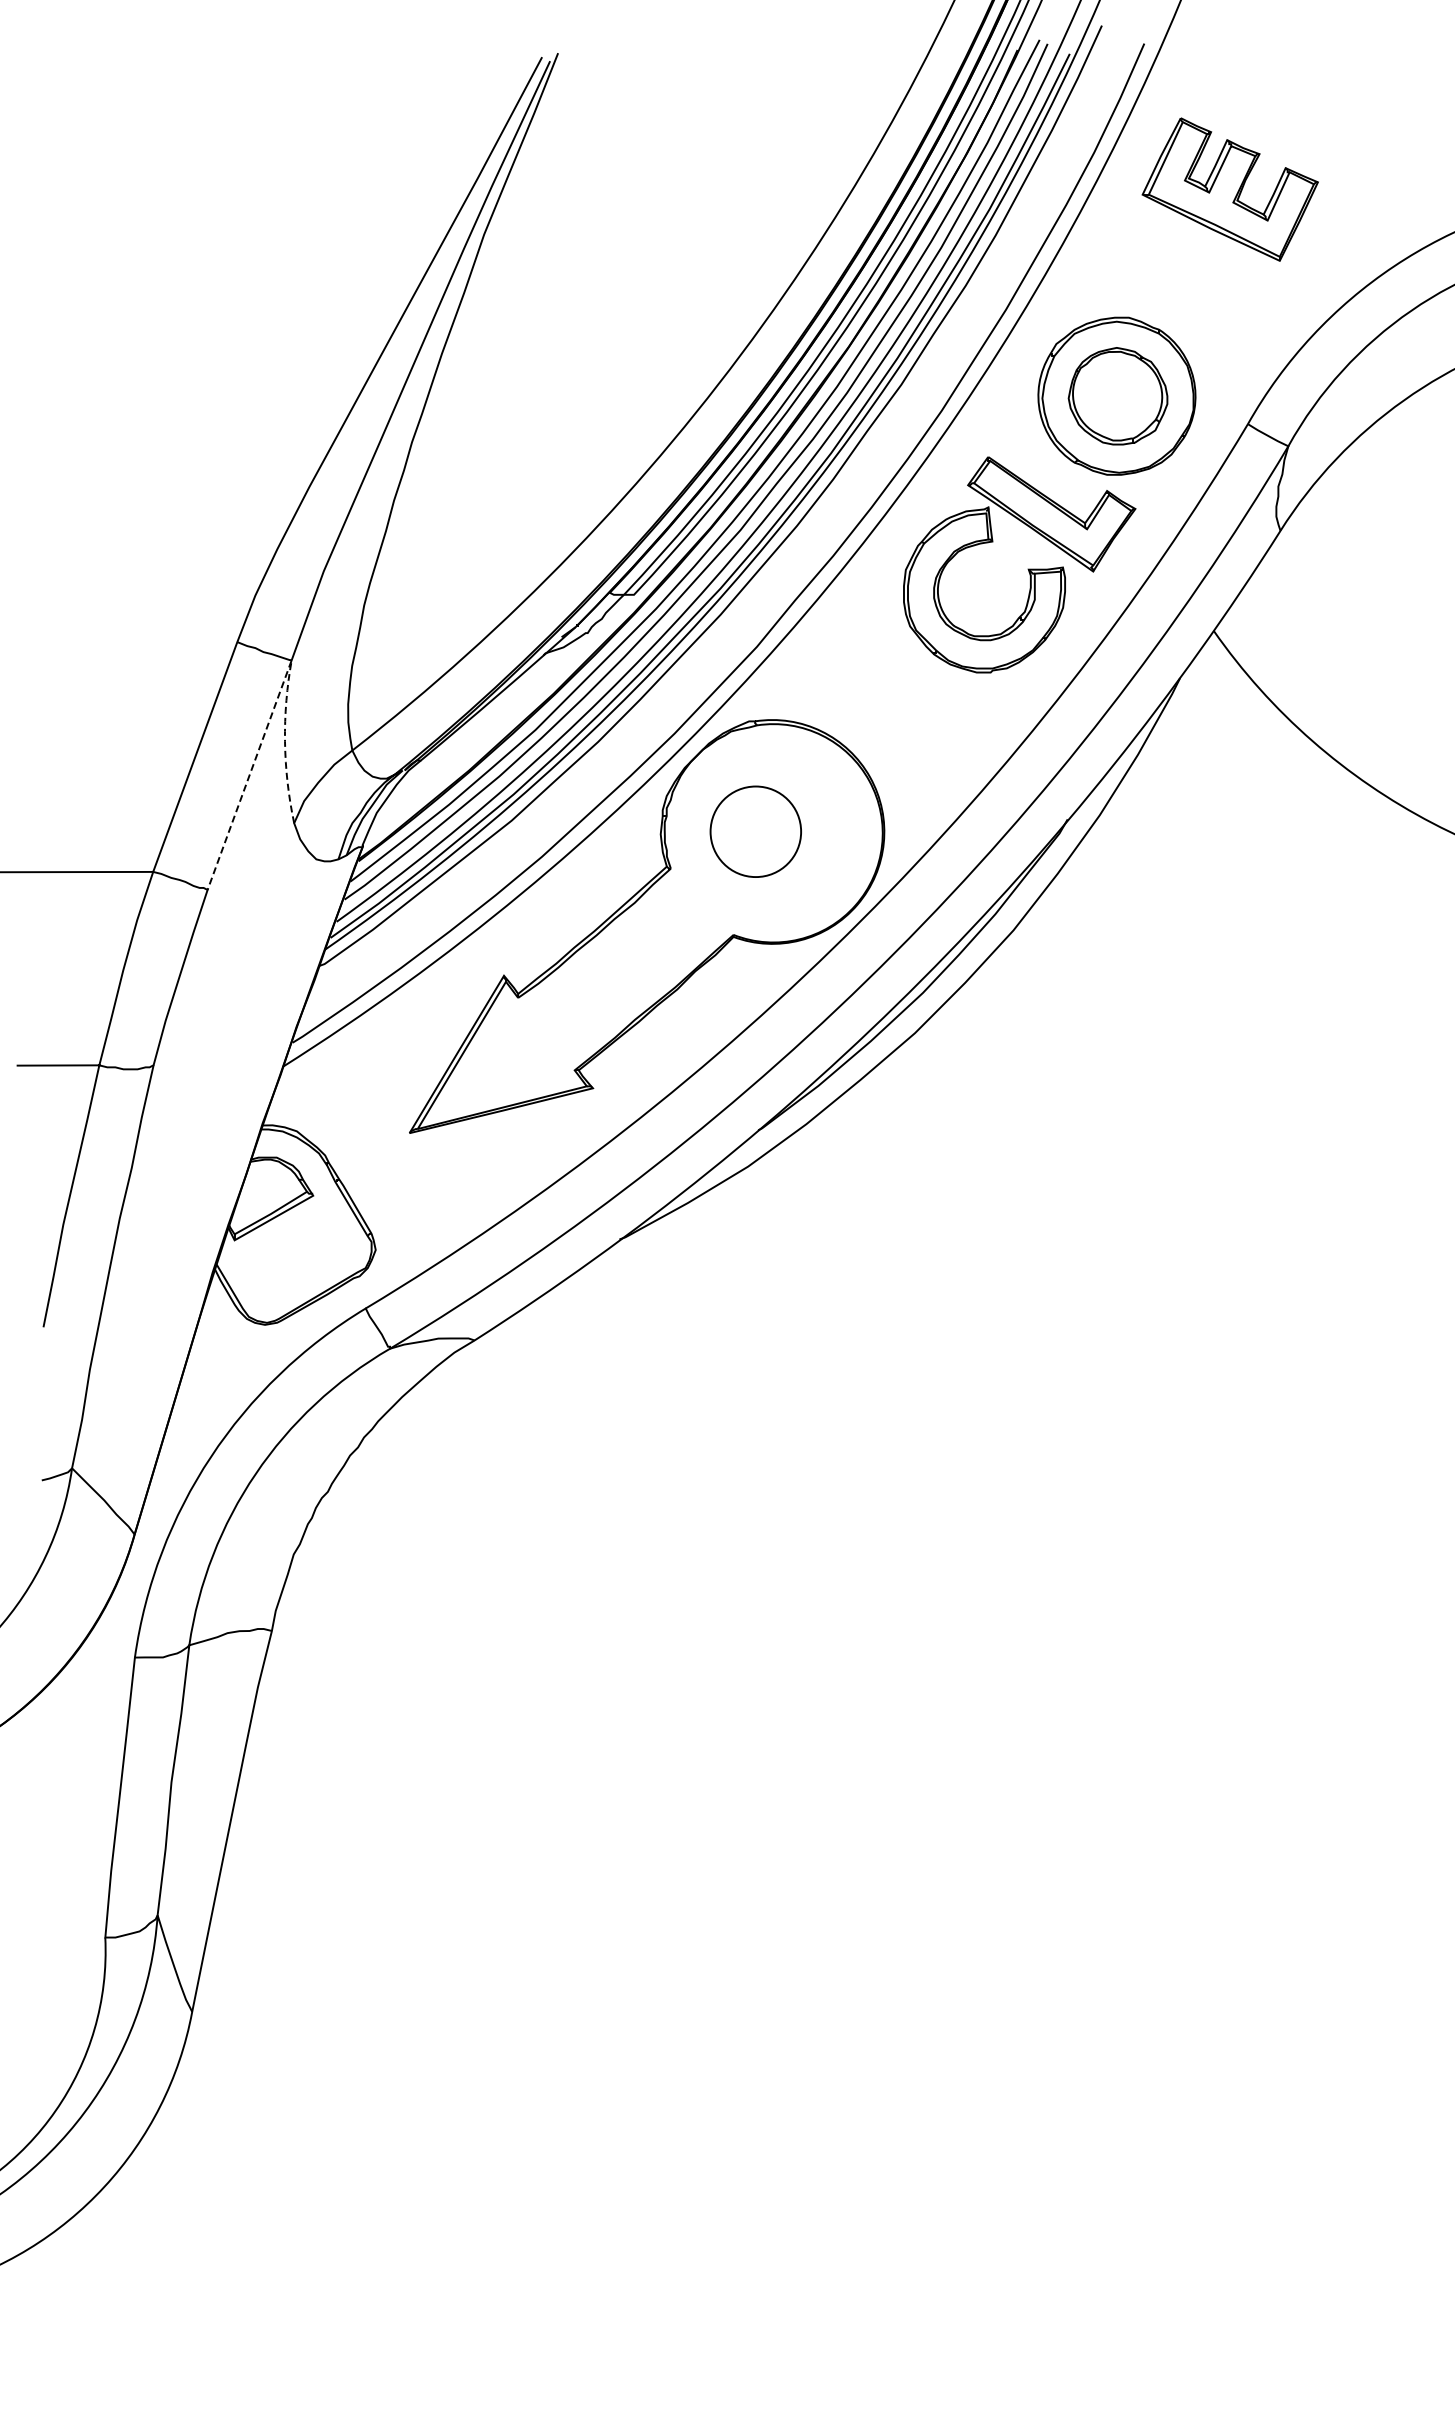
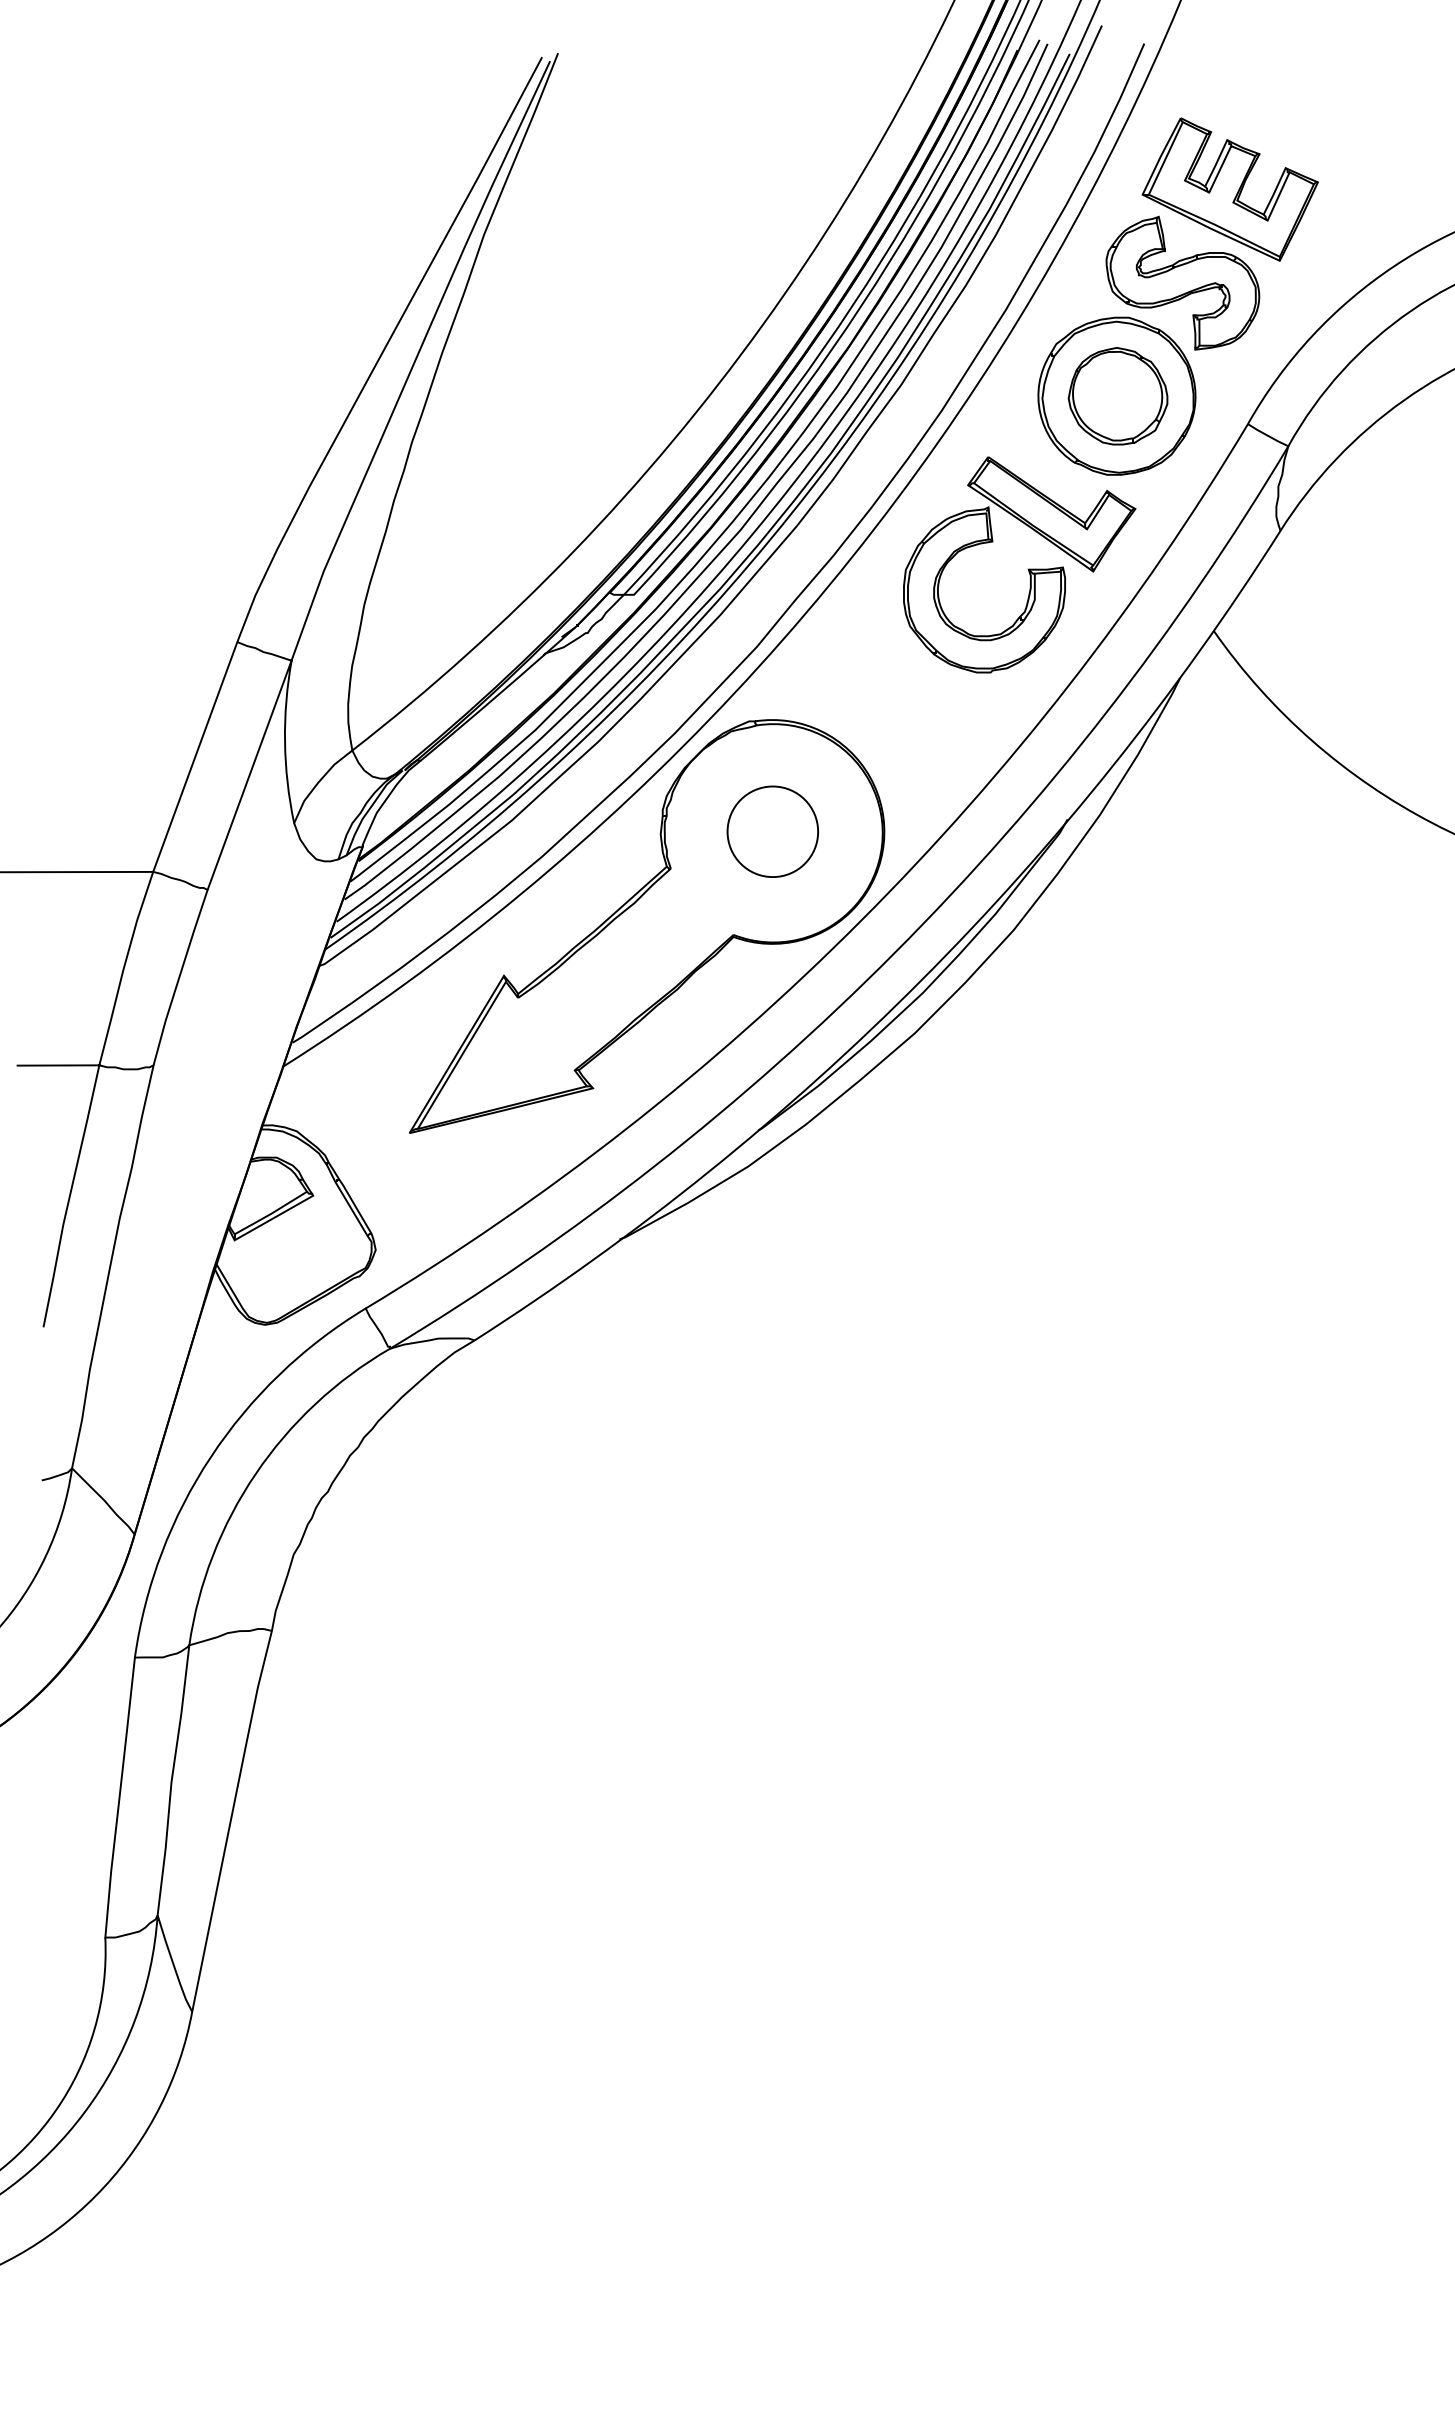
part: none -> present (1182, 282)
line: dashed -> solid (279, 692)
circle position: (755, 831) -> (772, 831) (772, 831)
